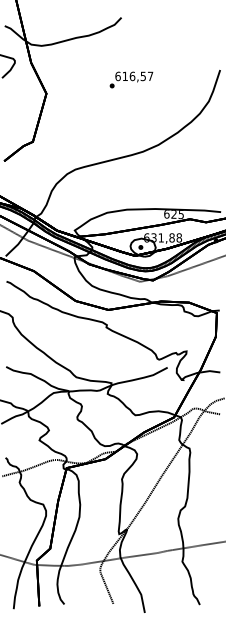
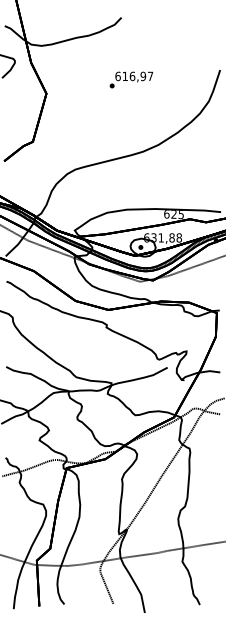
text: 616,57 -> 616,97 (143, 75)
